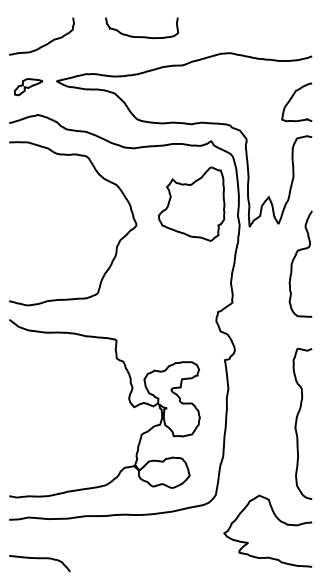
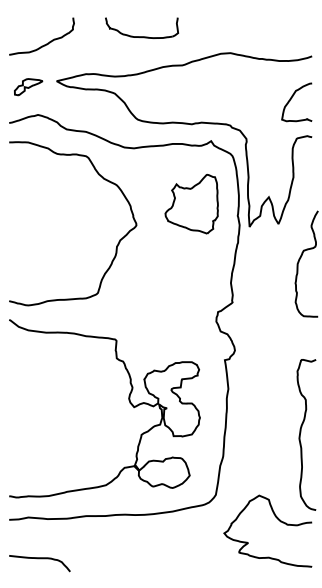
part size: 68x76 px -> 55x62 px (191, 203)
curve position: (293, 262) -> (299, 262) (299, 262)
curve position: (297, 421) -> (301, 432) (301, 432)
